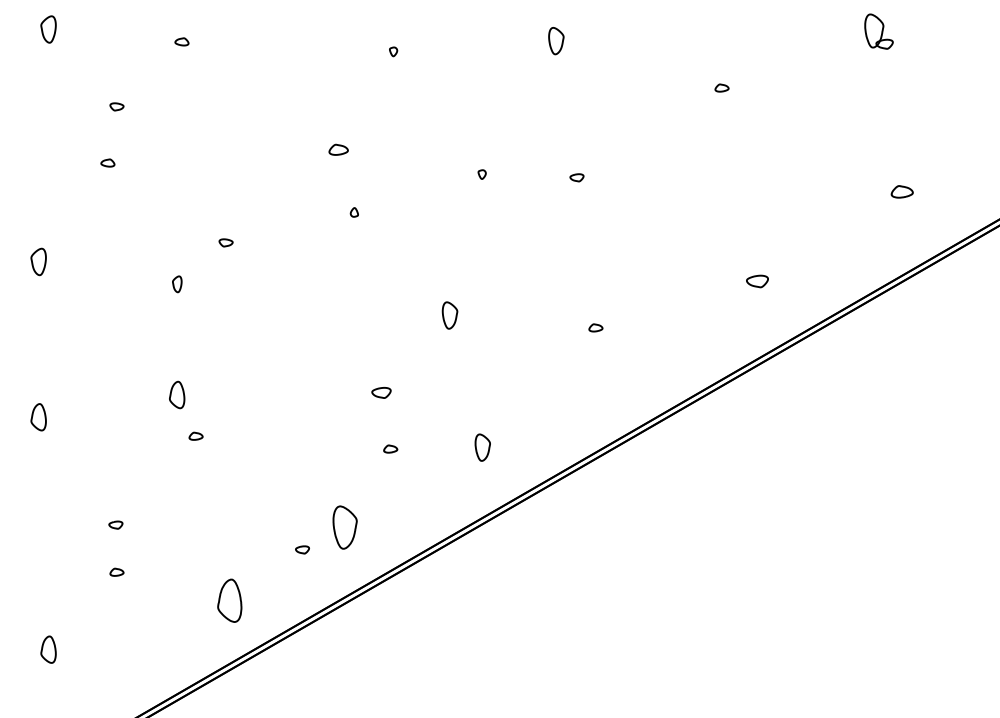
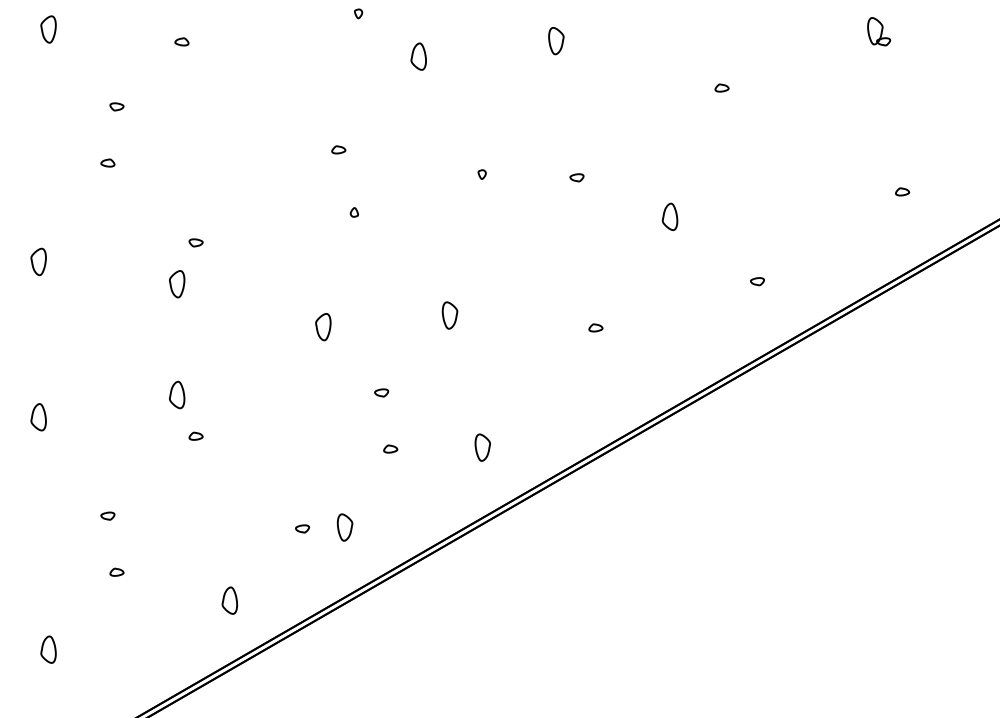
part size: 30x37 px -> 25x30 px (879, 31)
part position: (393, 51) -> (358, 13) (358, 13)
part: none -> present (418, 56)
part size: 21x13 px -> 16x10 px (338, 149)
part size: 24x14 px -> 16x10 px (902, 191)
part: none -> present (669, 216)
part position: (225, 242) -> (195, 242) (195, 242)
part size: 23x15 px -> 15x10 px (757, 281)
part size: 11x19 px -> 17x29 px (177, 284)
part: none -> present (323, 327)
part size: 21x12 px -> 16x10 px (381, 392)
part position: (115, 524) -> (107, 515) (107, 515)
part size: 26x45 px -> 18x29 px (344, 527)
part position: (302, 549) -> (302, 528) (302, 528)
part size: 26x45 px -> 18x29 px (229, 600)
